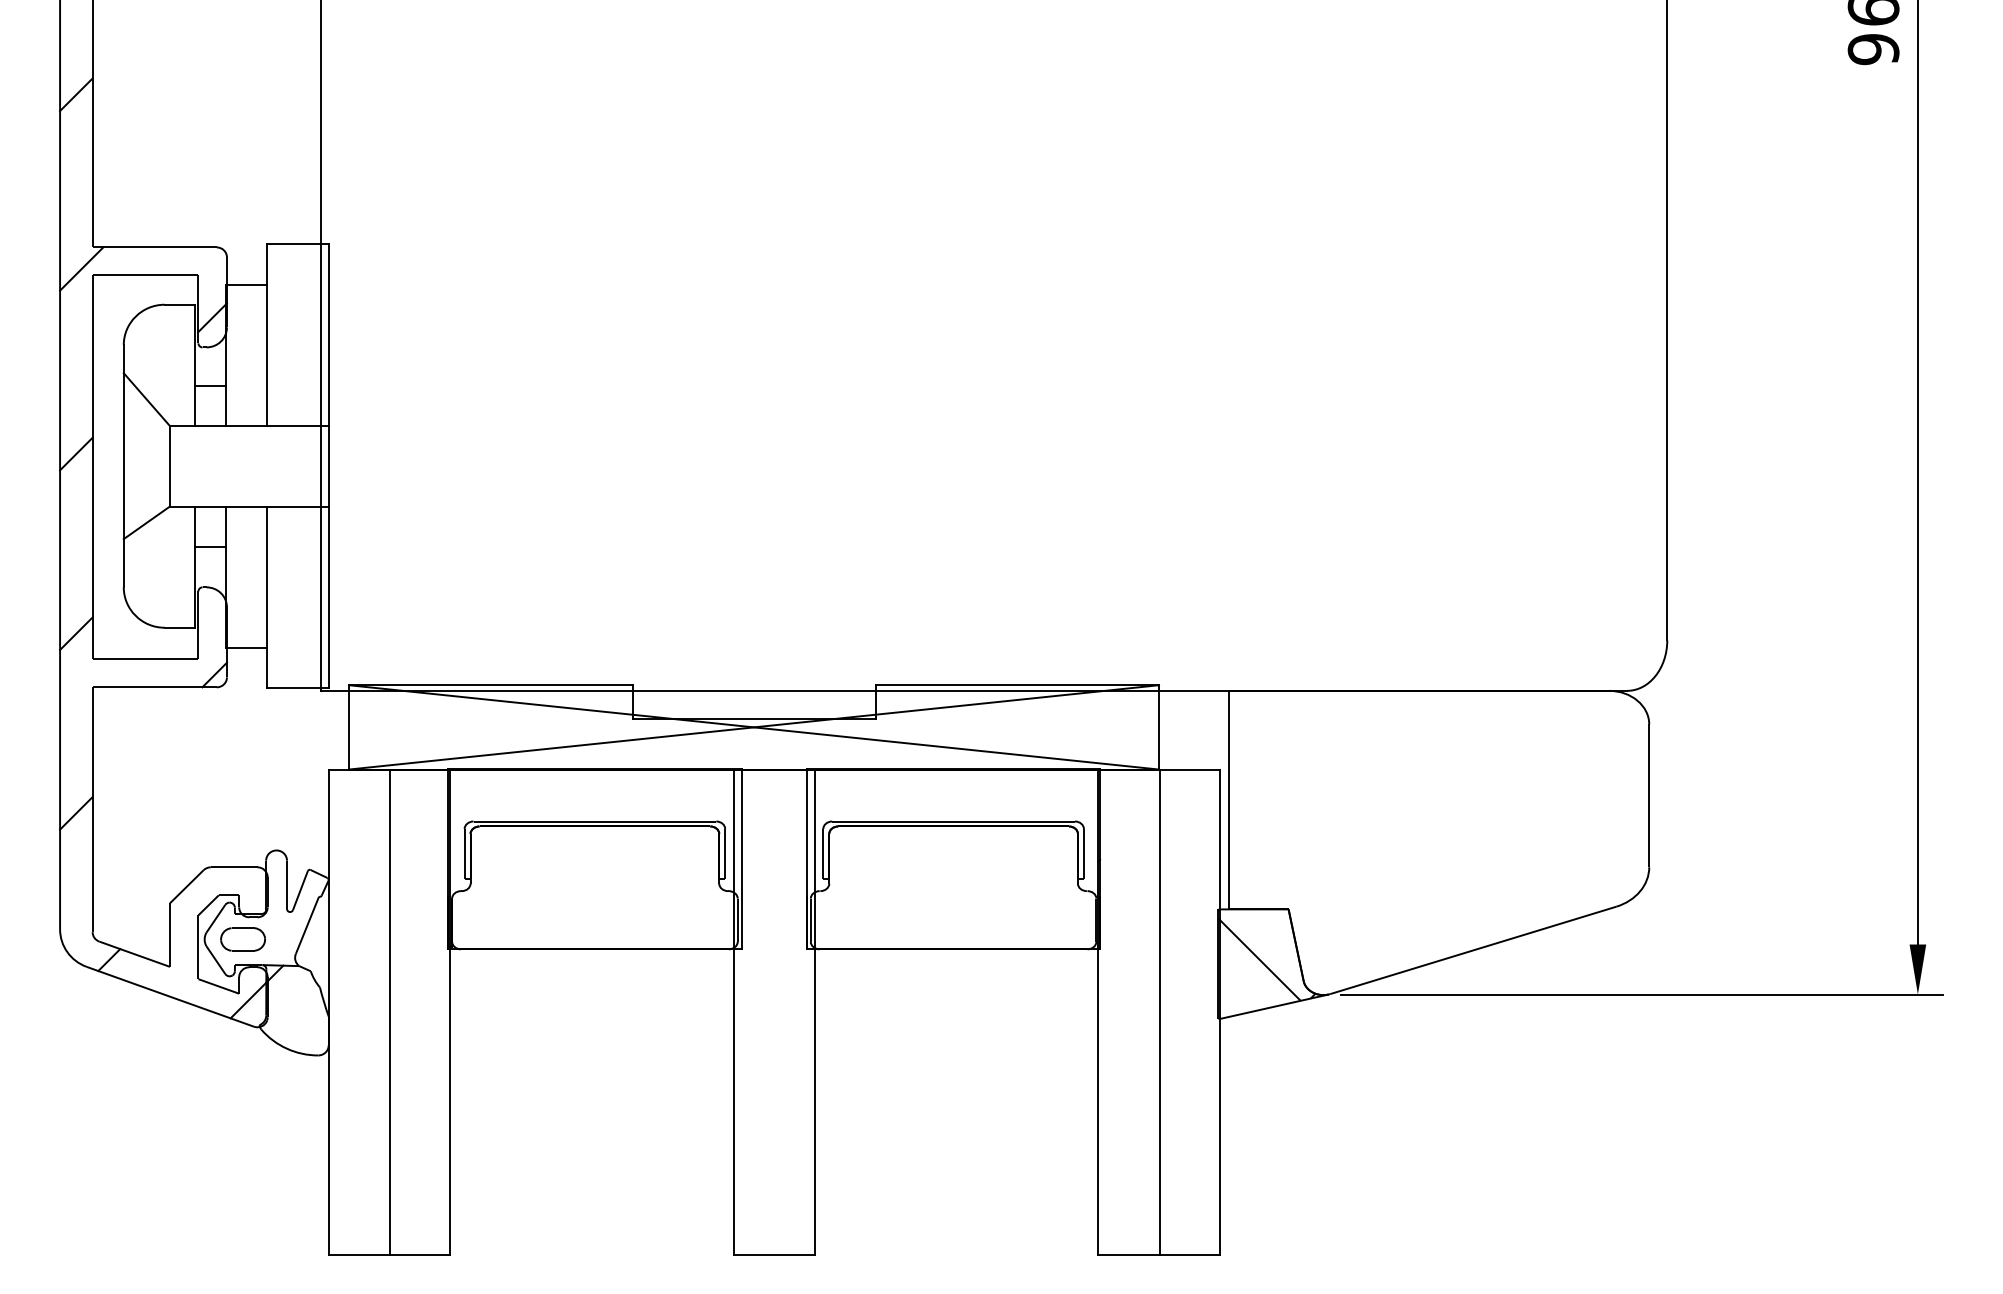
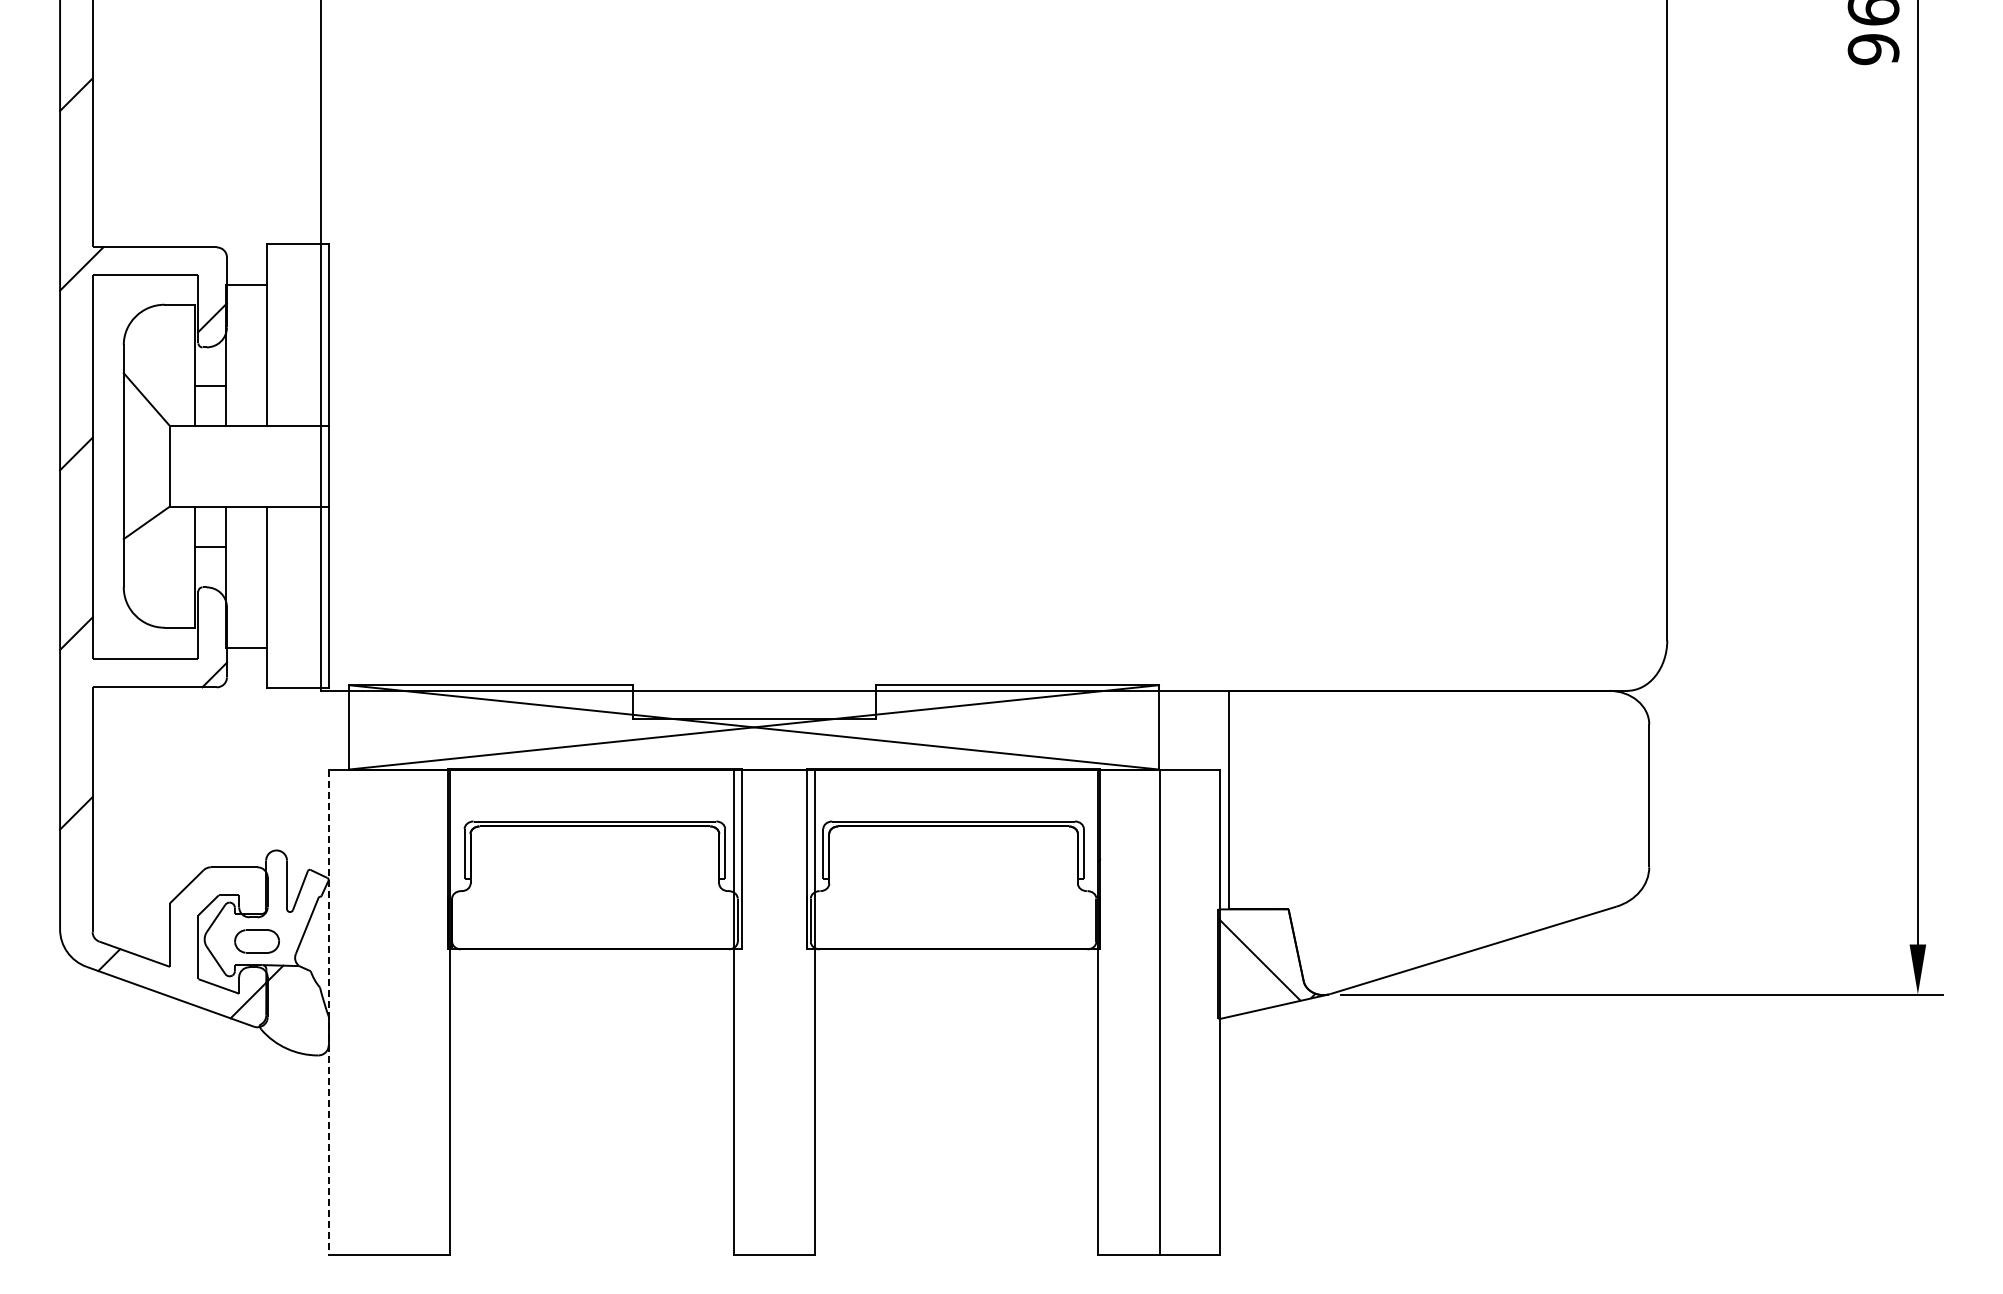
part position: (242, 939) -> (256, 941) (256, 941)
line: present -> none (390, 1011)
line: solid -> dashed (328, 1012)
